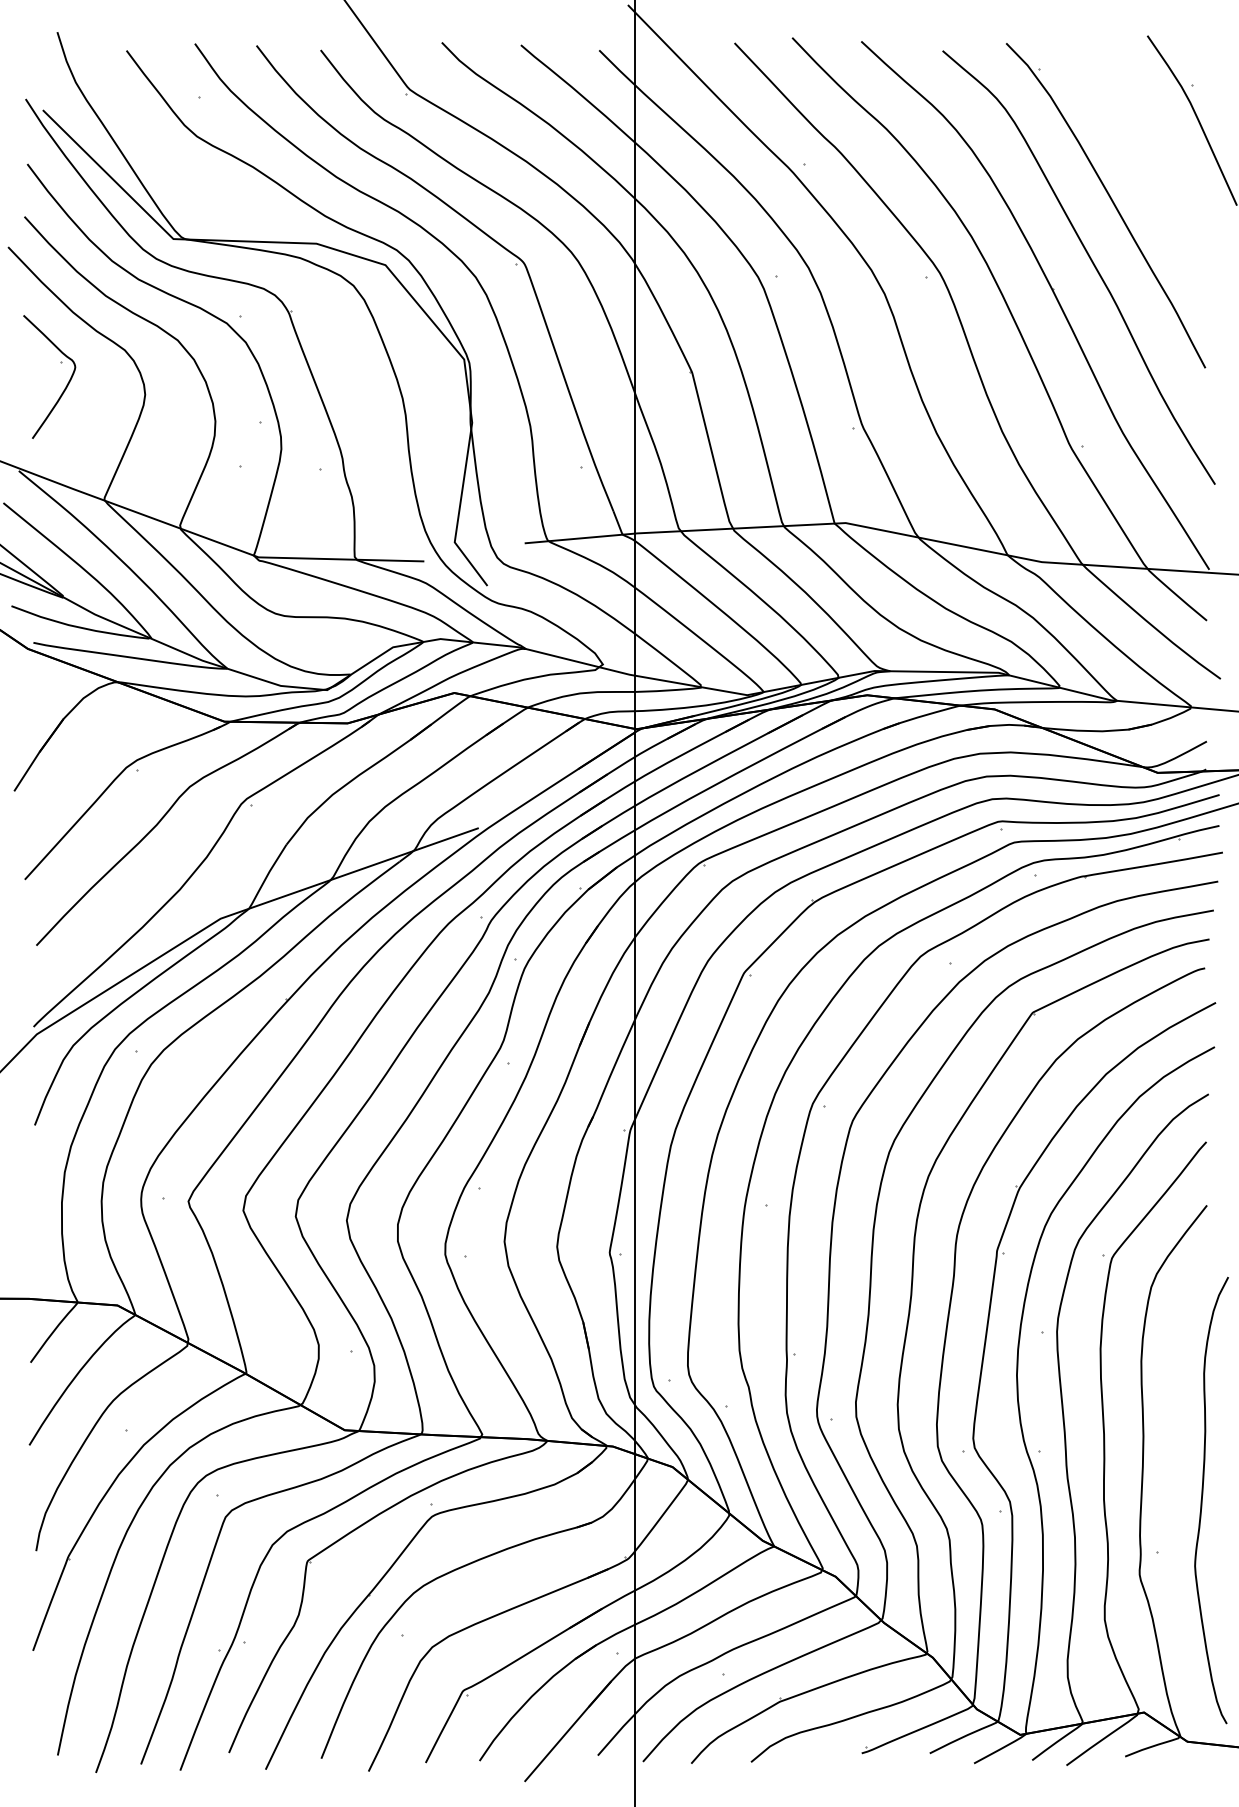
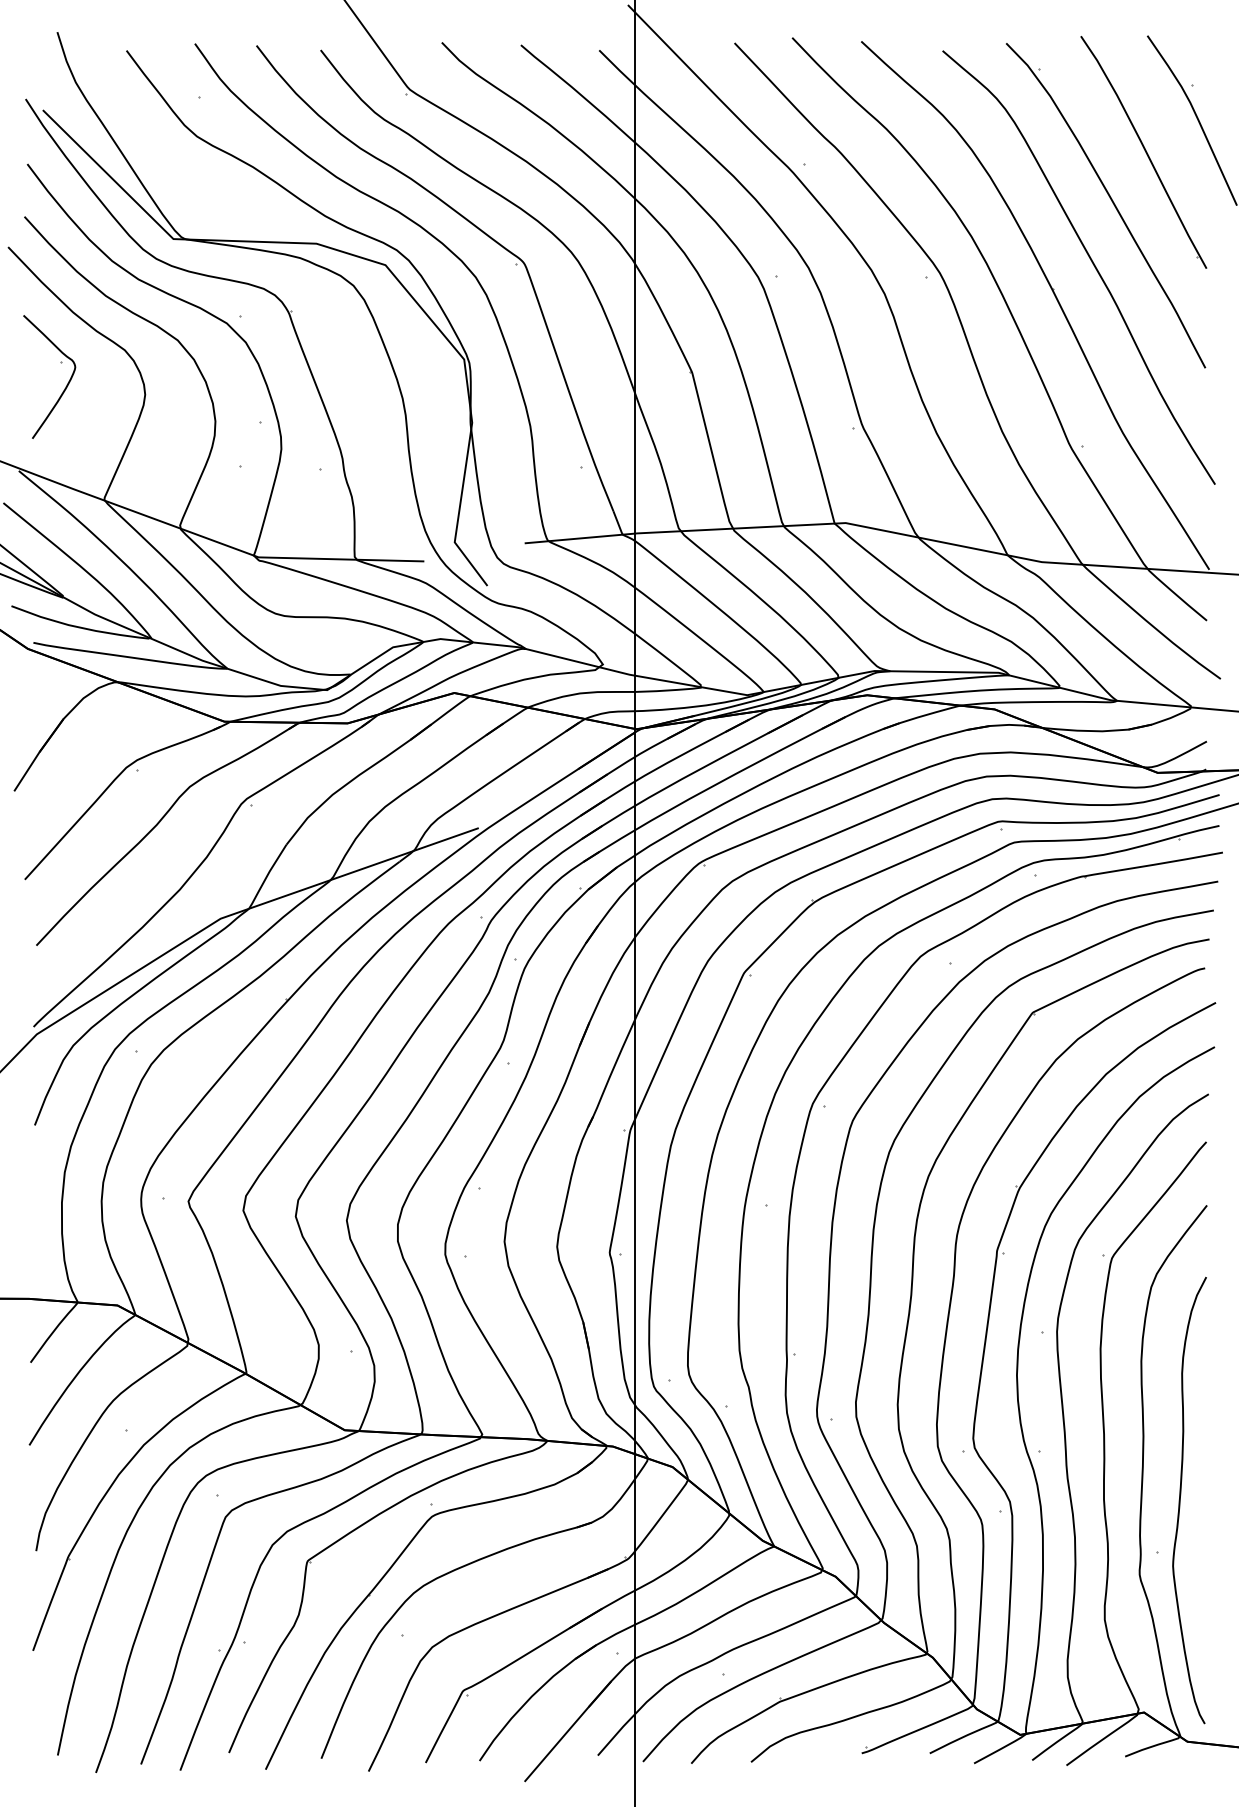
part: none -> present (1143, 152)
curve position: (1202, 1500) -> (1180, 1500) (1180, 1500)
